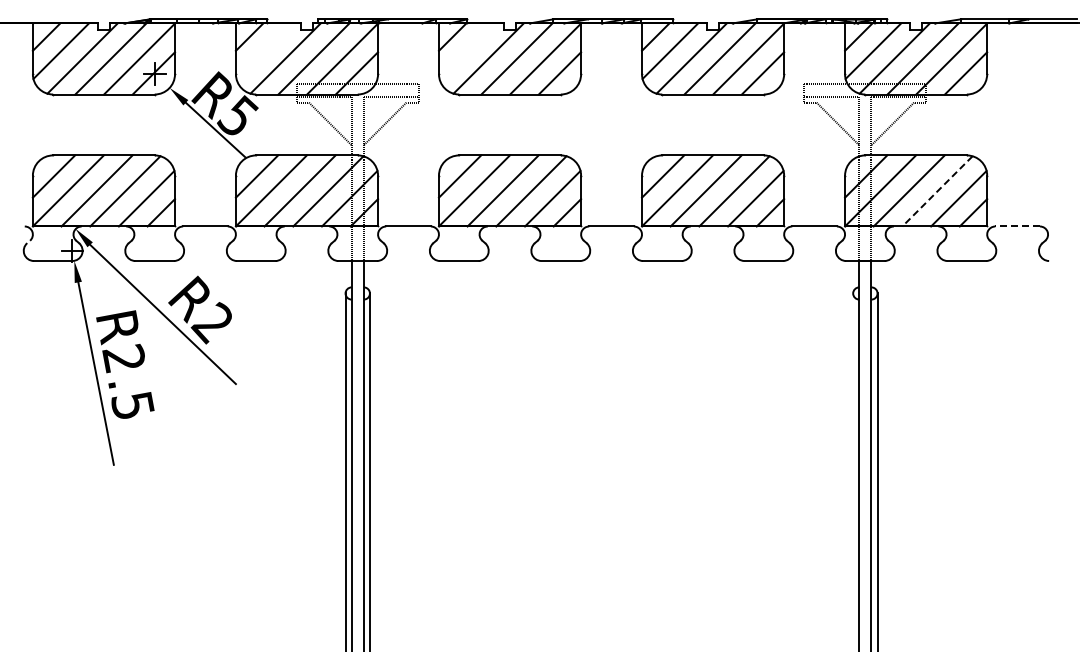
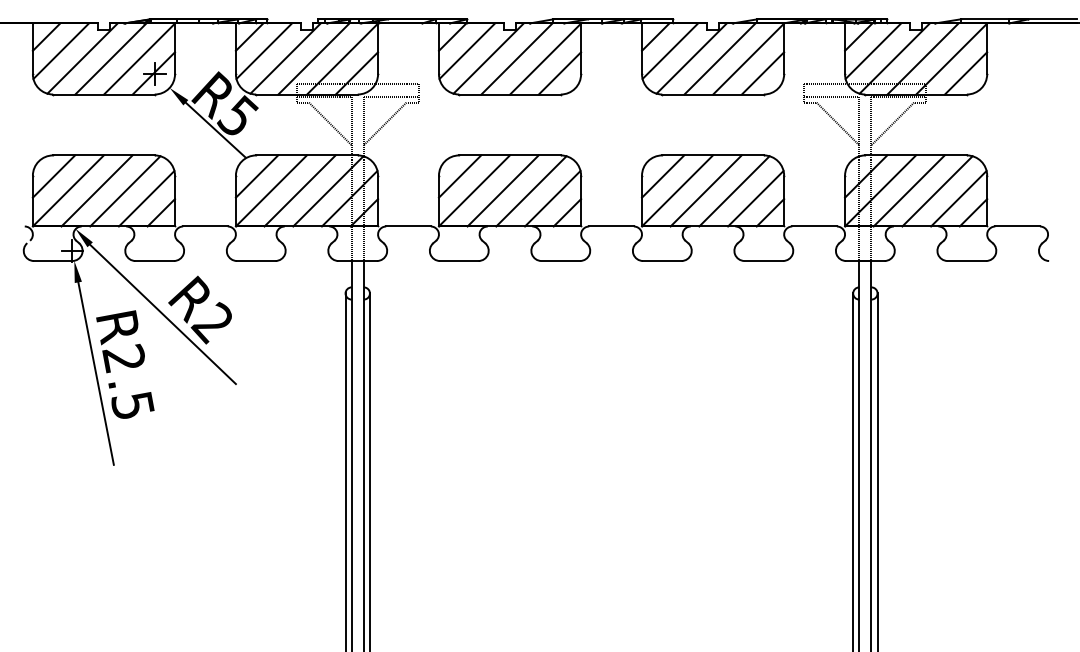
line: none -> present (264, 51)
line: none -> present (467, 51)
line: dashed -> solid (937, 191)
line: dashed -> solid (1017, 226)
line: none -> present (853, 470)
